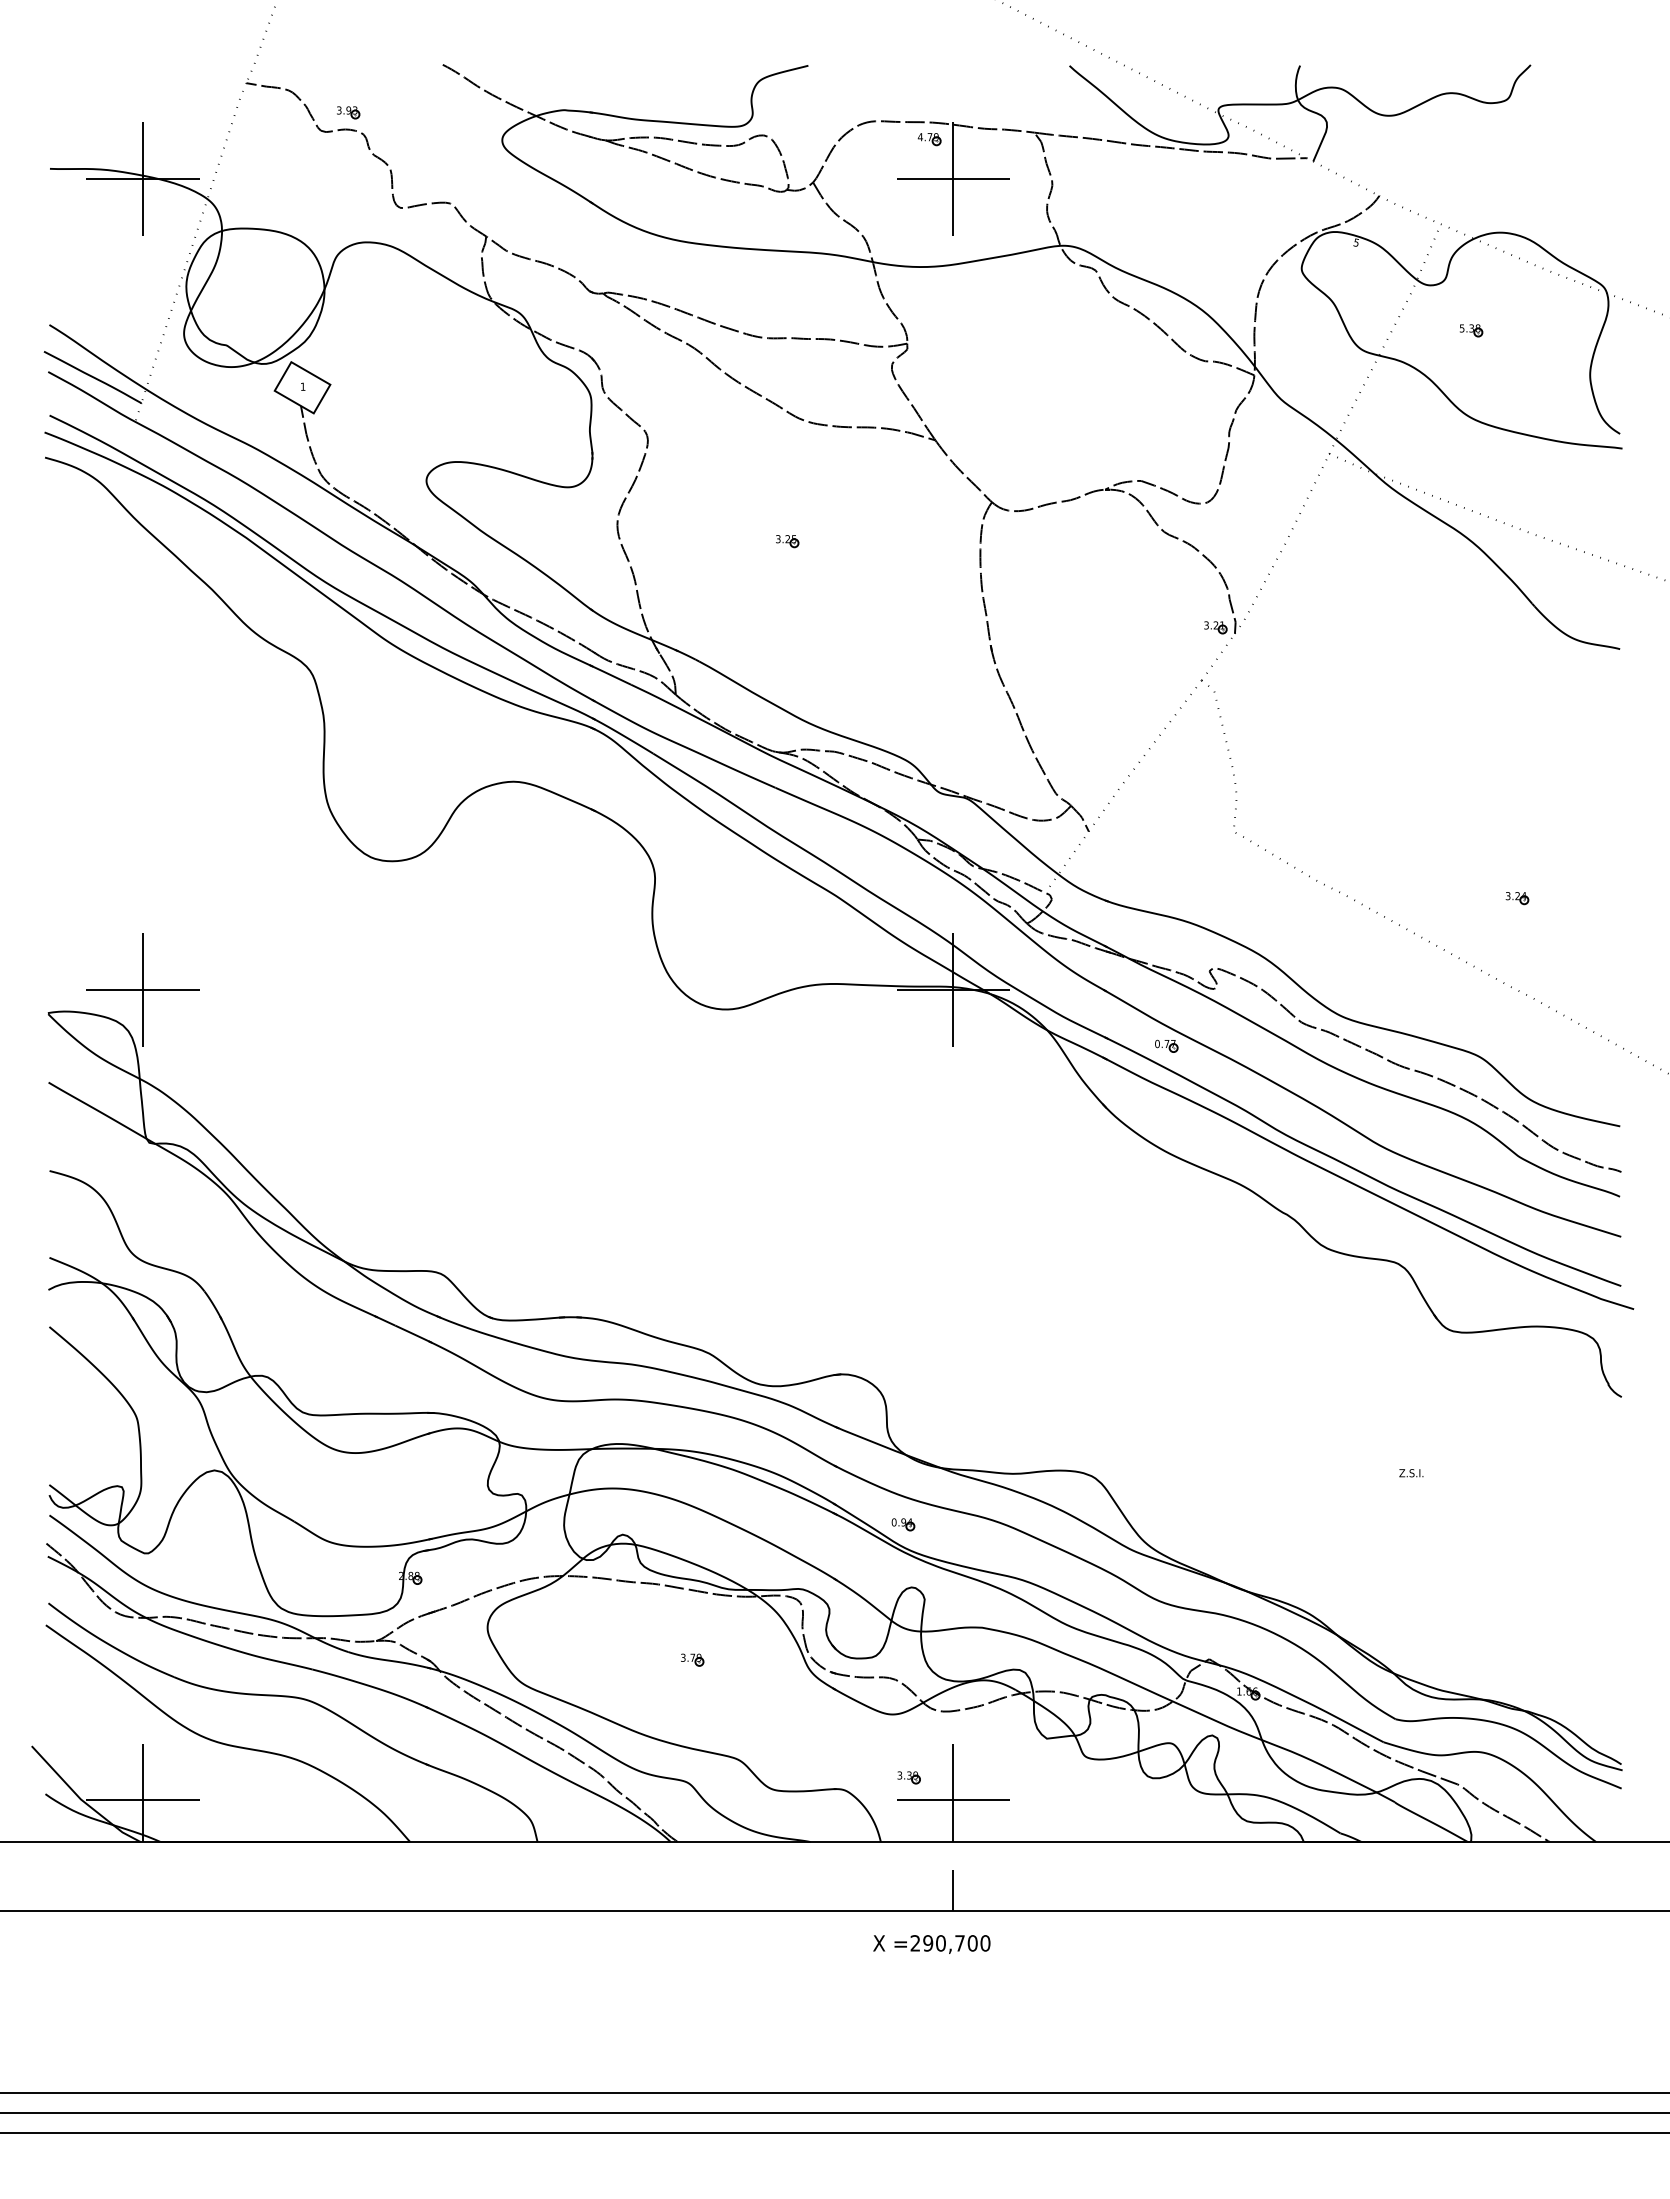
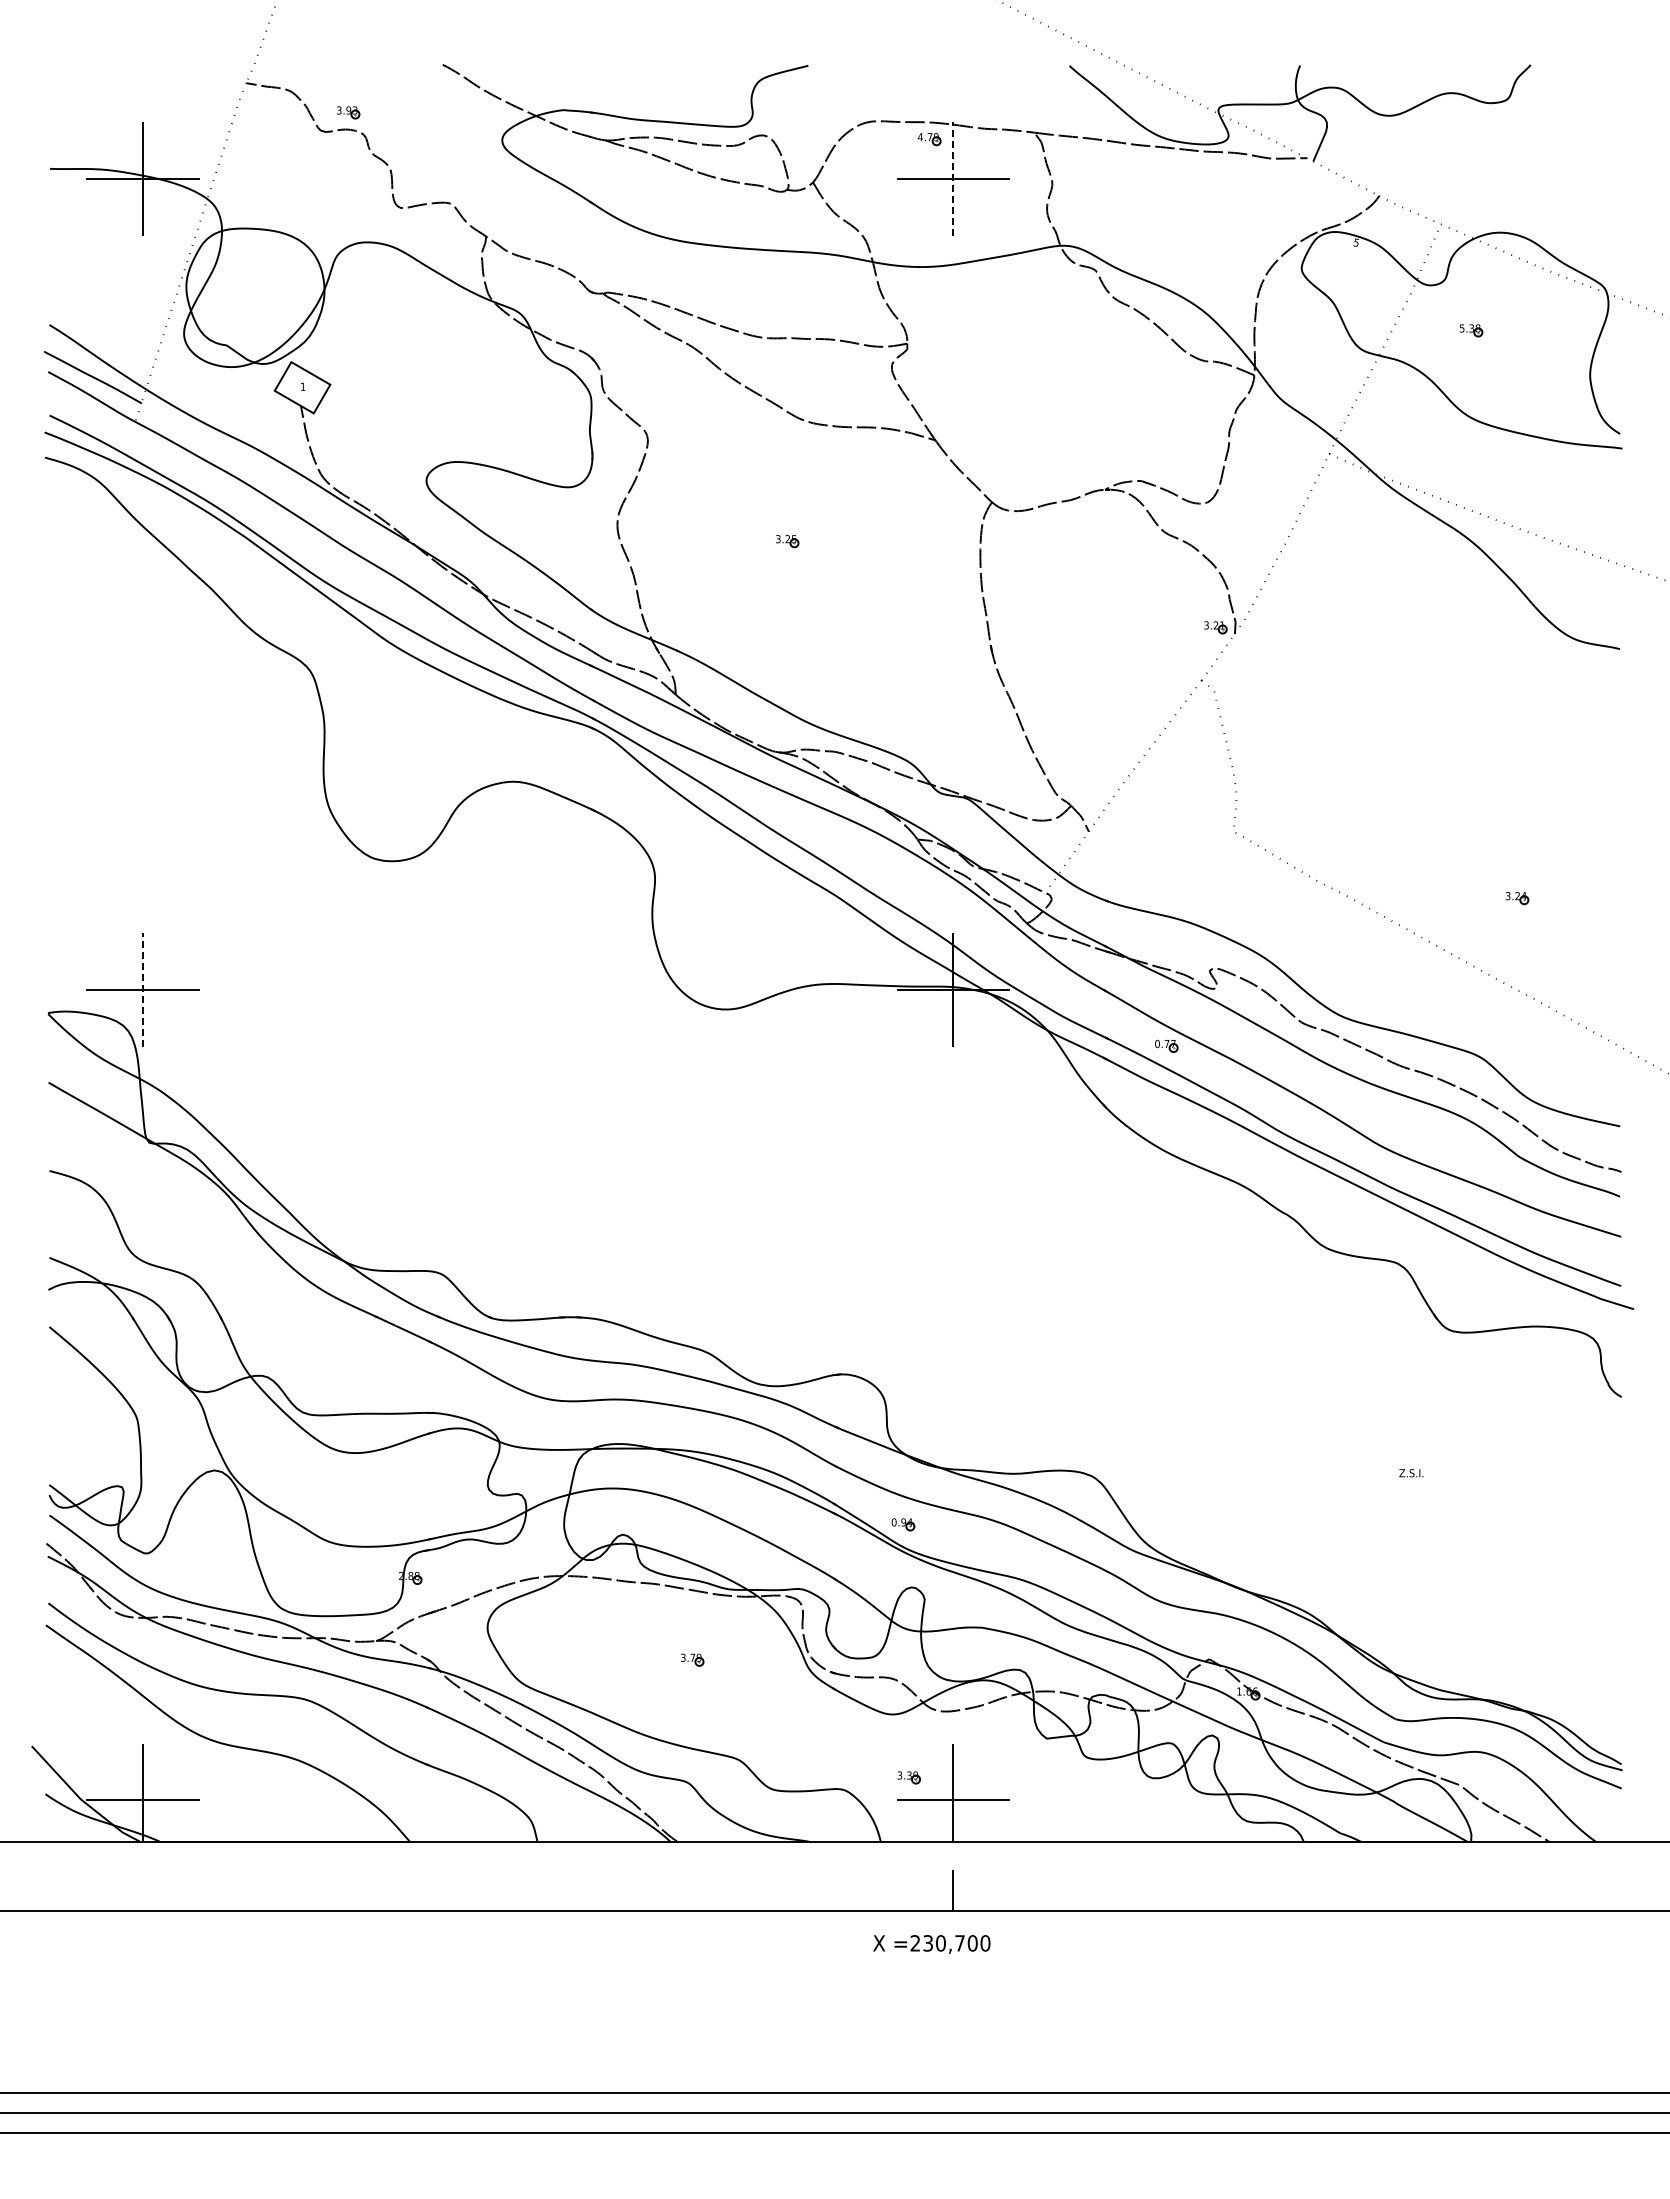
line: solid -> dashed (953, 179)
line: solid -> dashed (142, 989)
text: =290,700 -> =230,700 (928, 1943)
